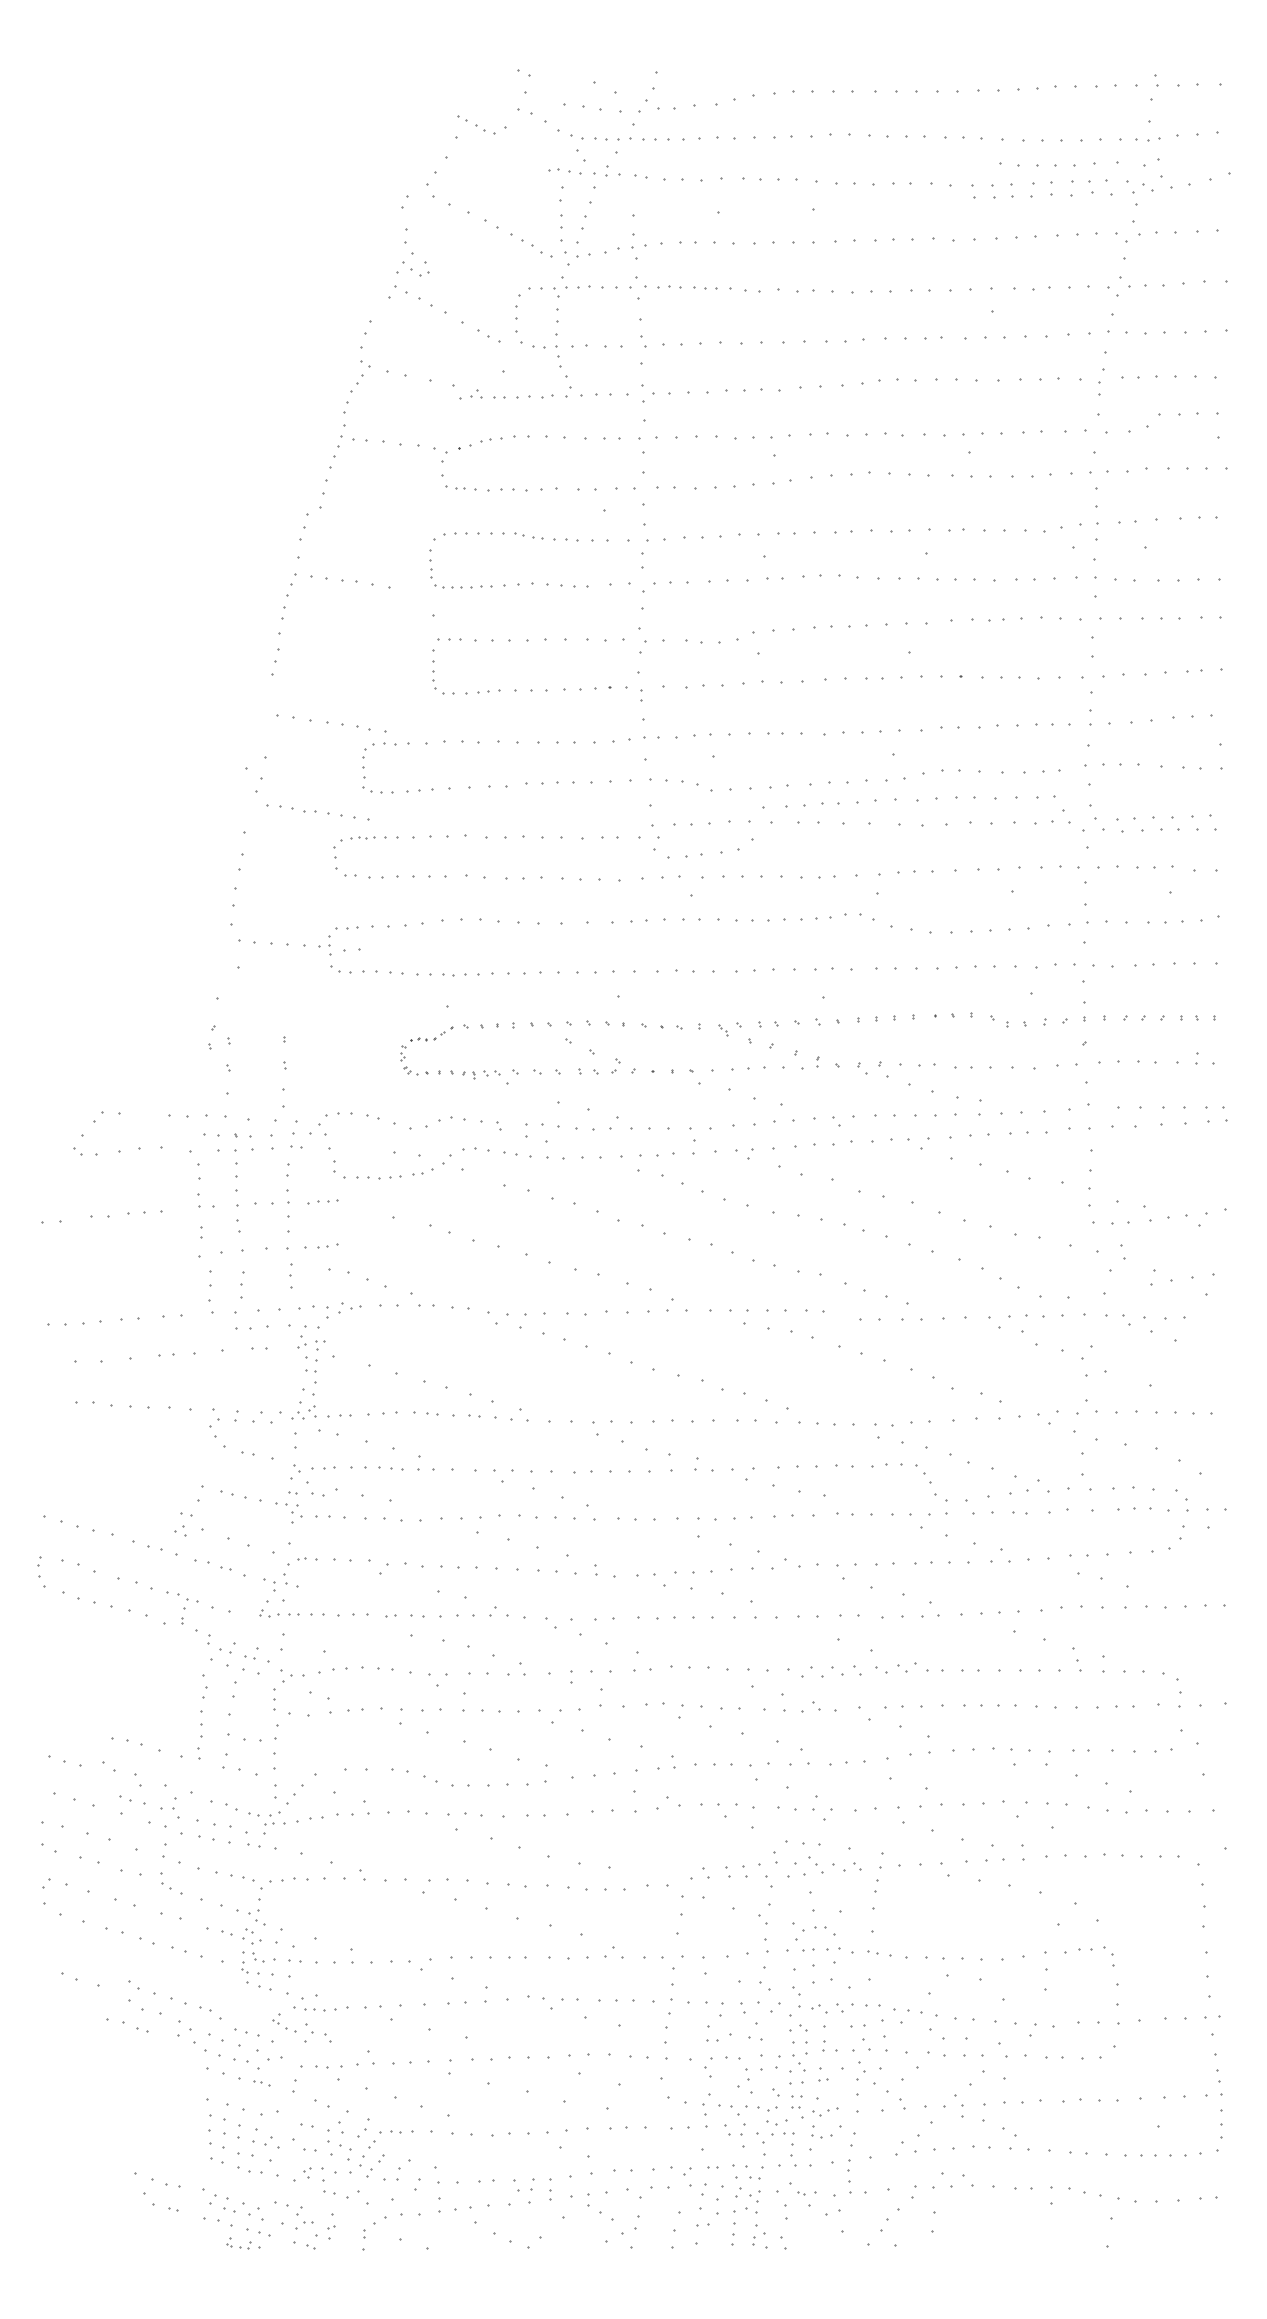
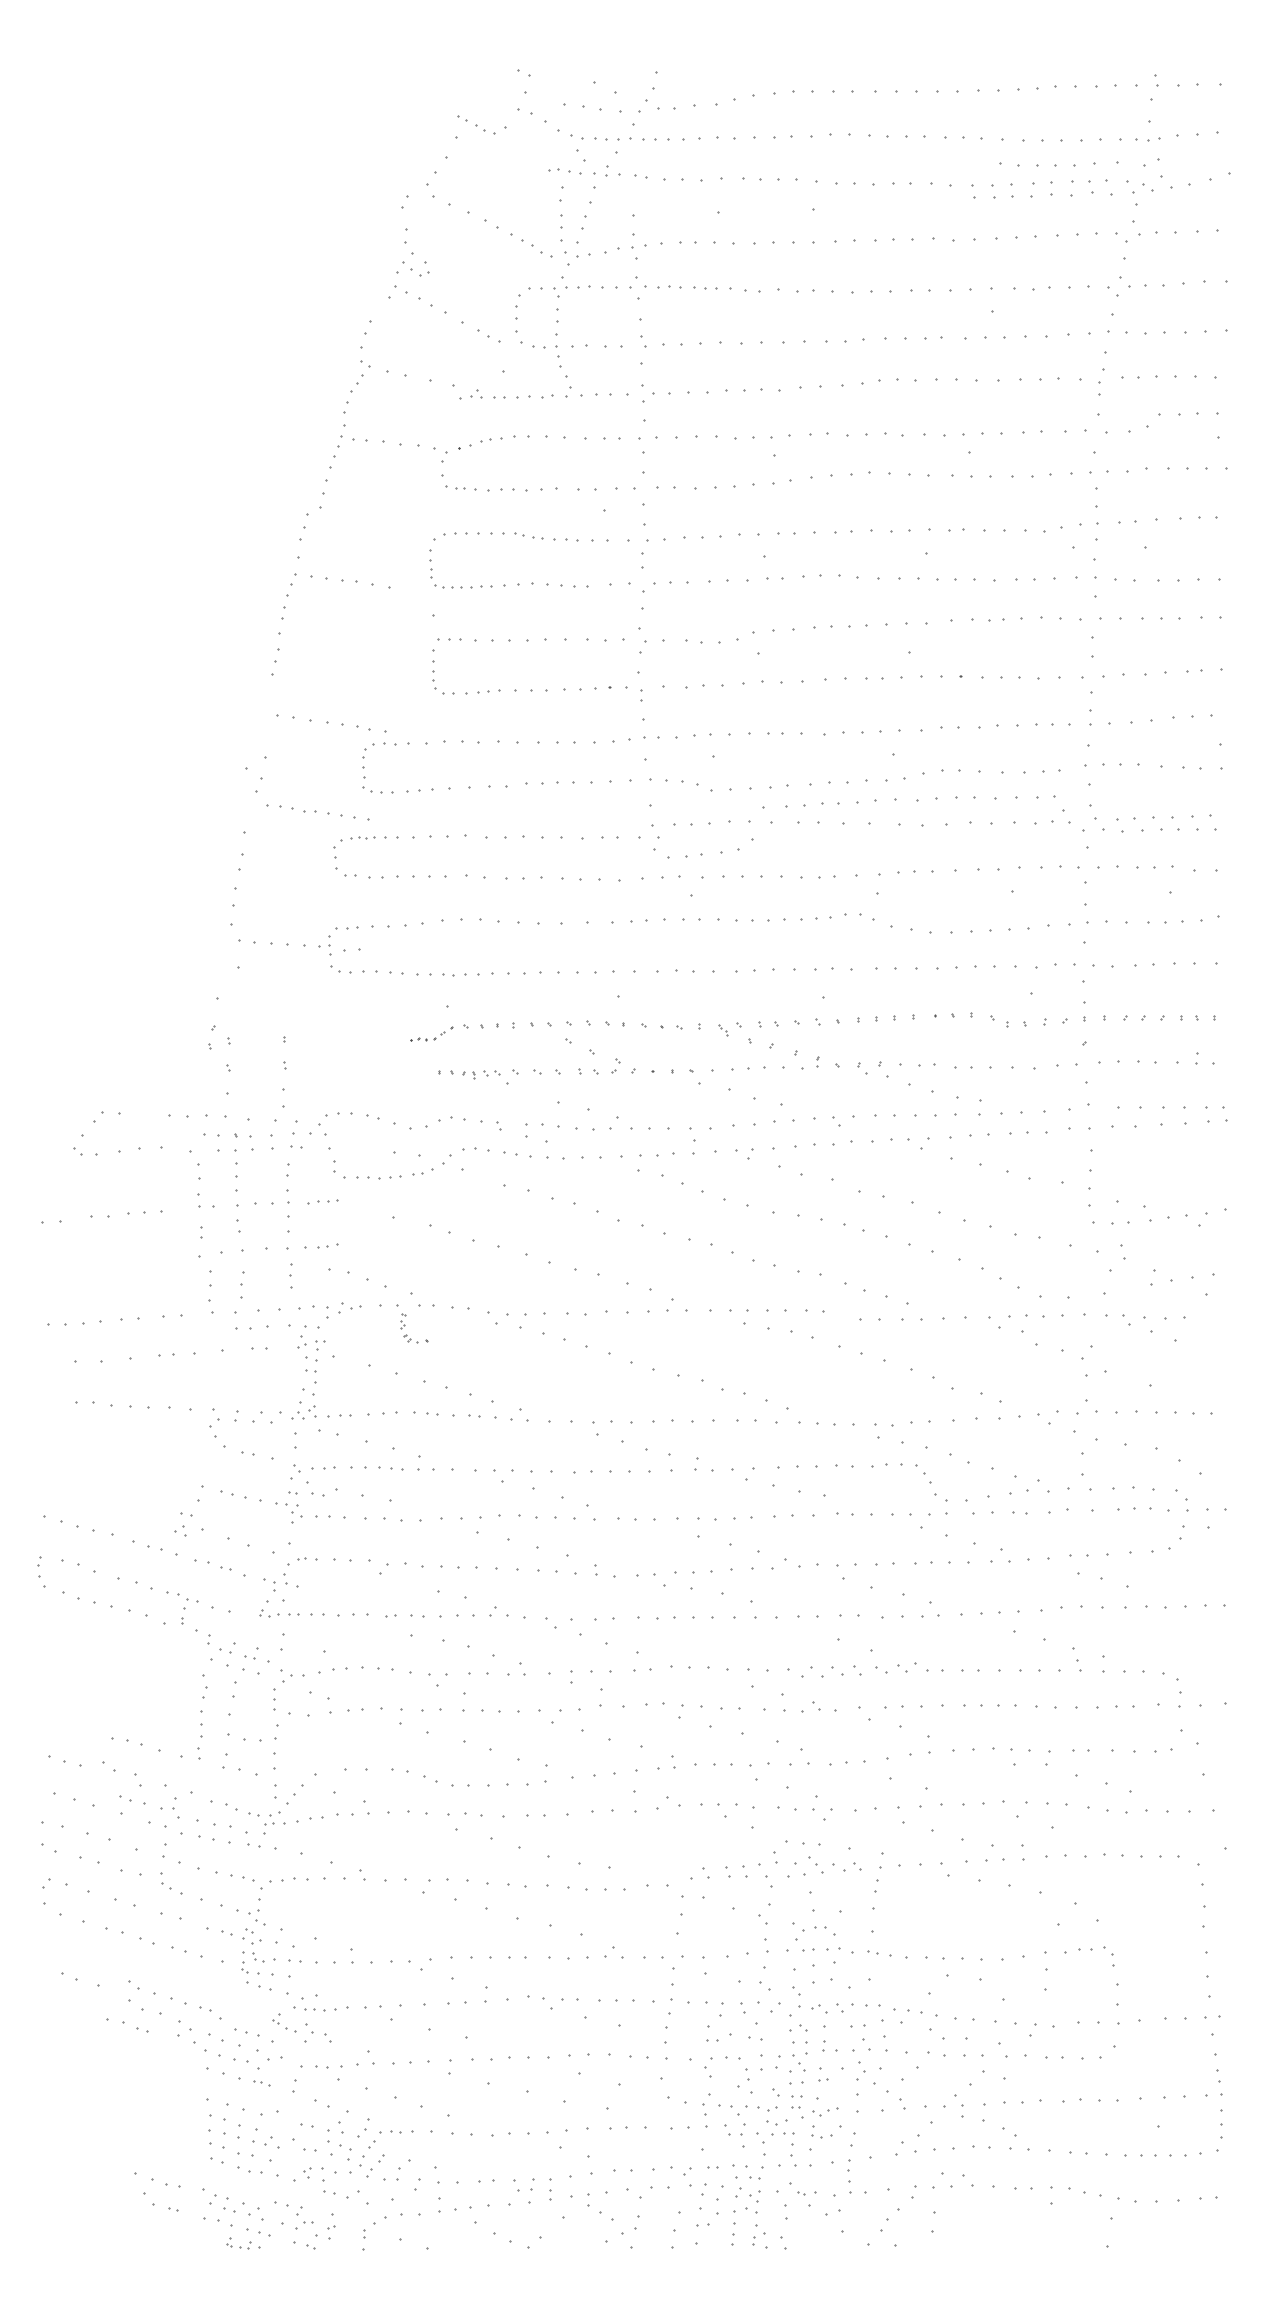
part position: (405, 1057) -> (405, 1325) (405, 1325)
